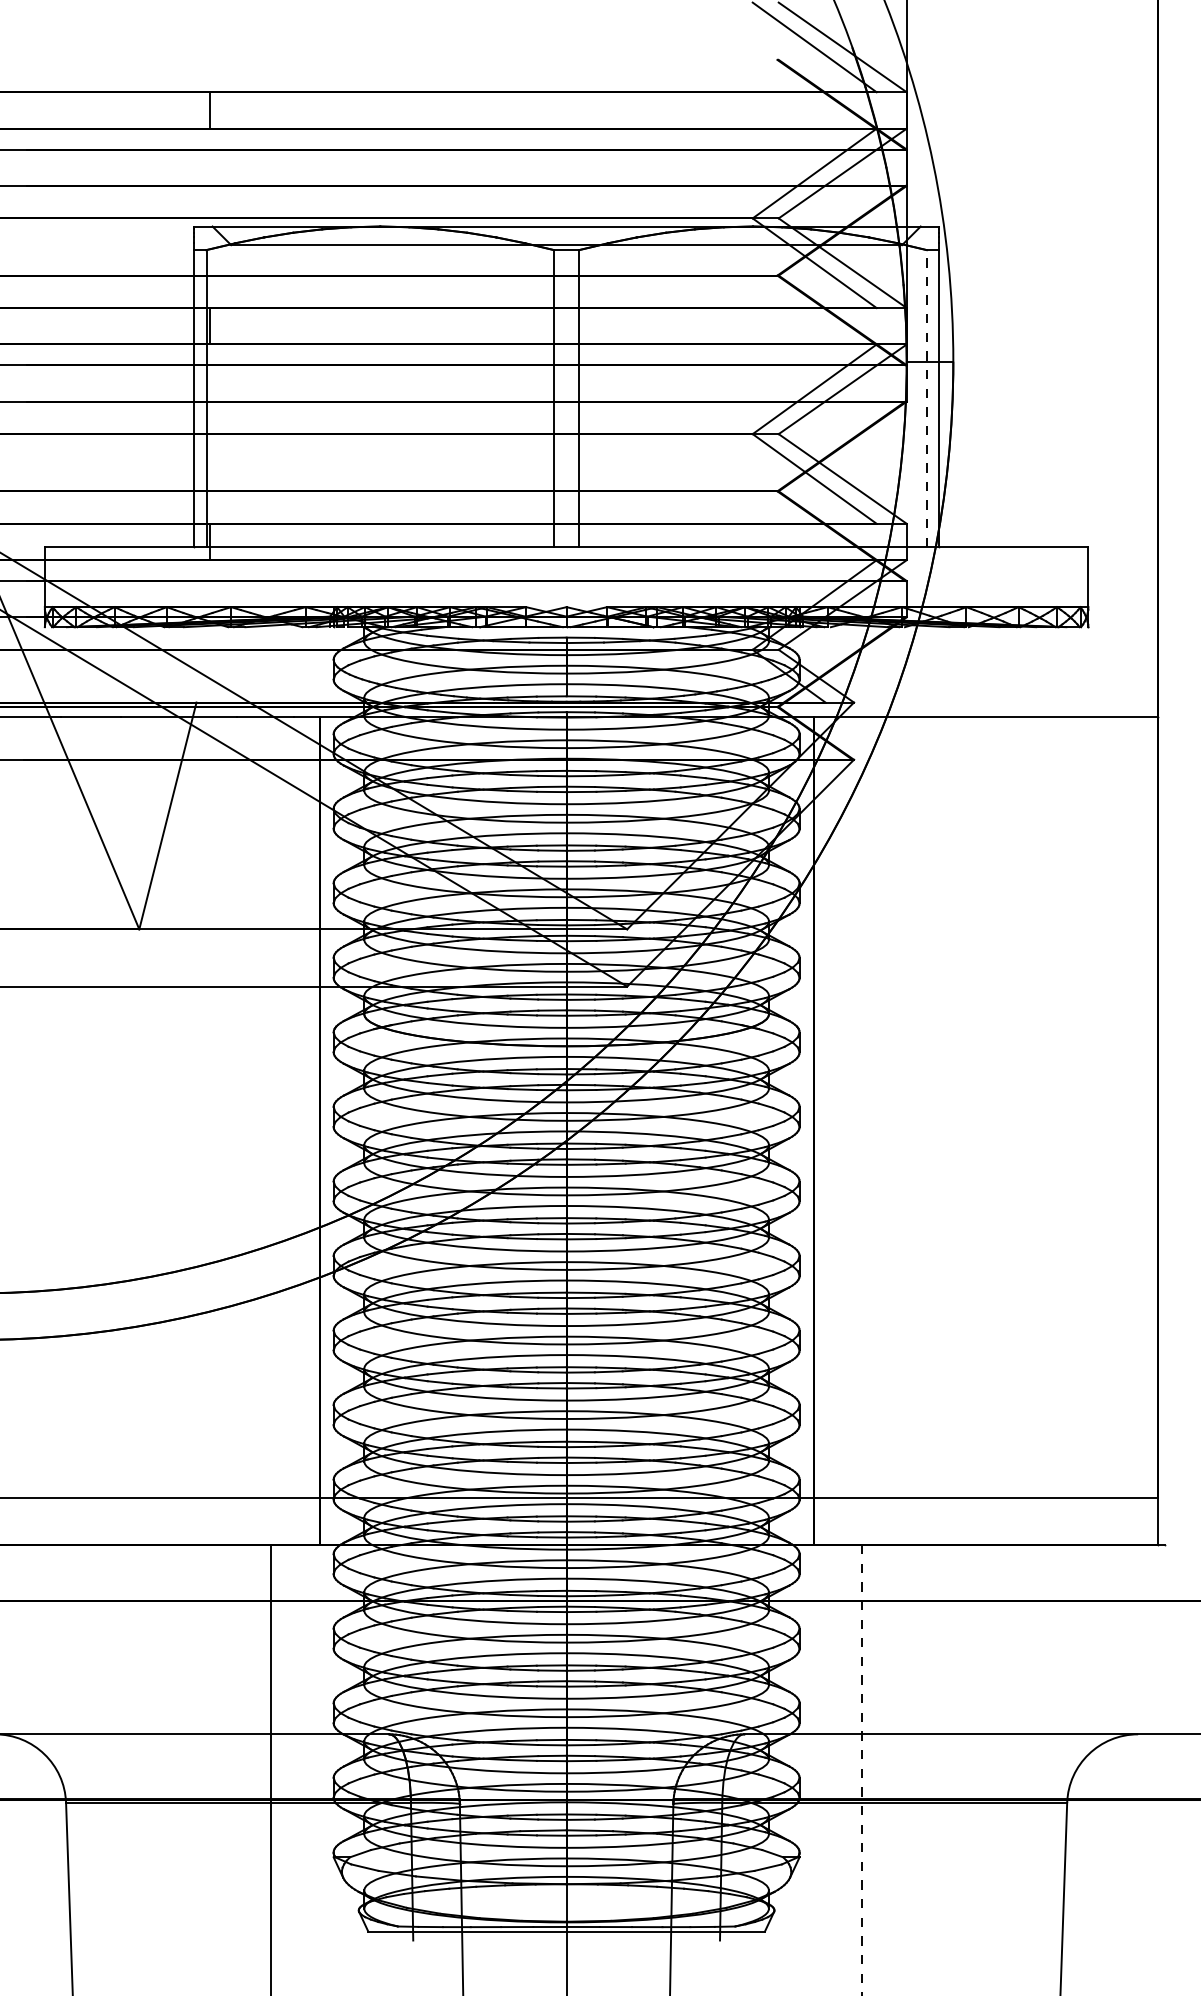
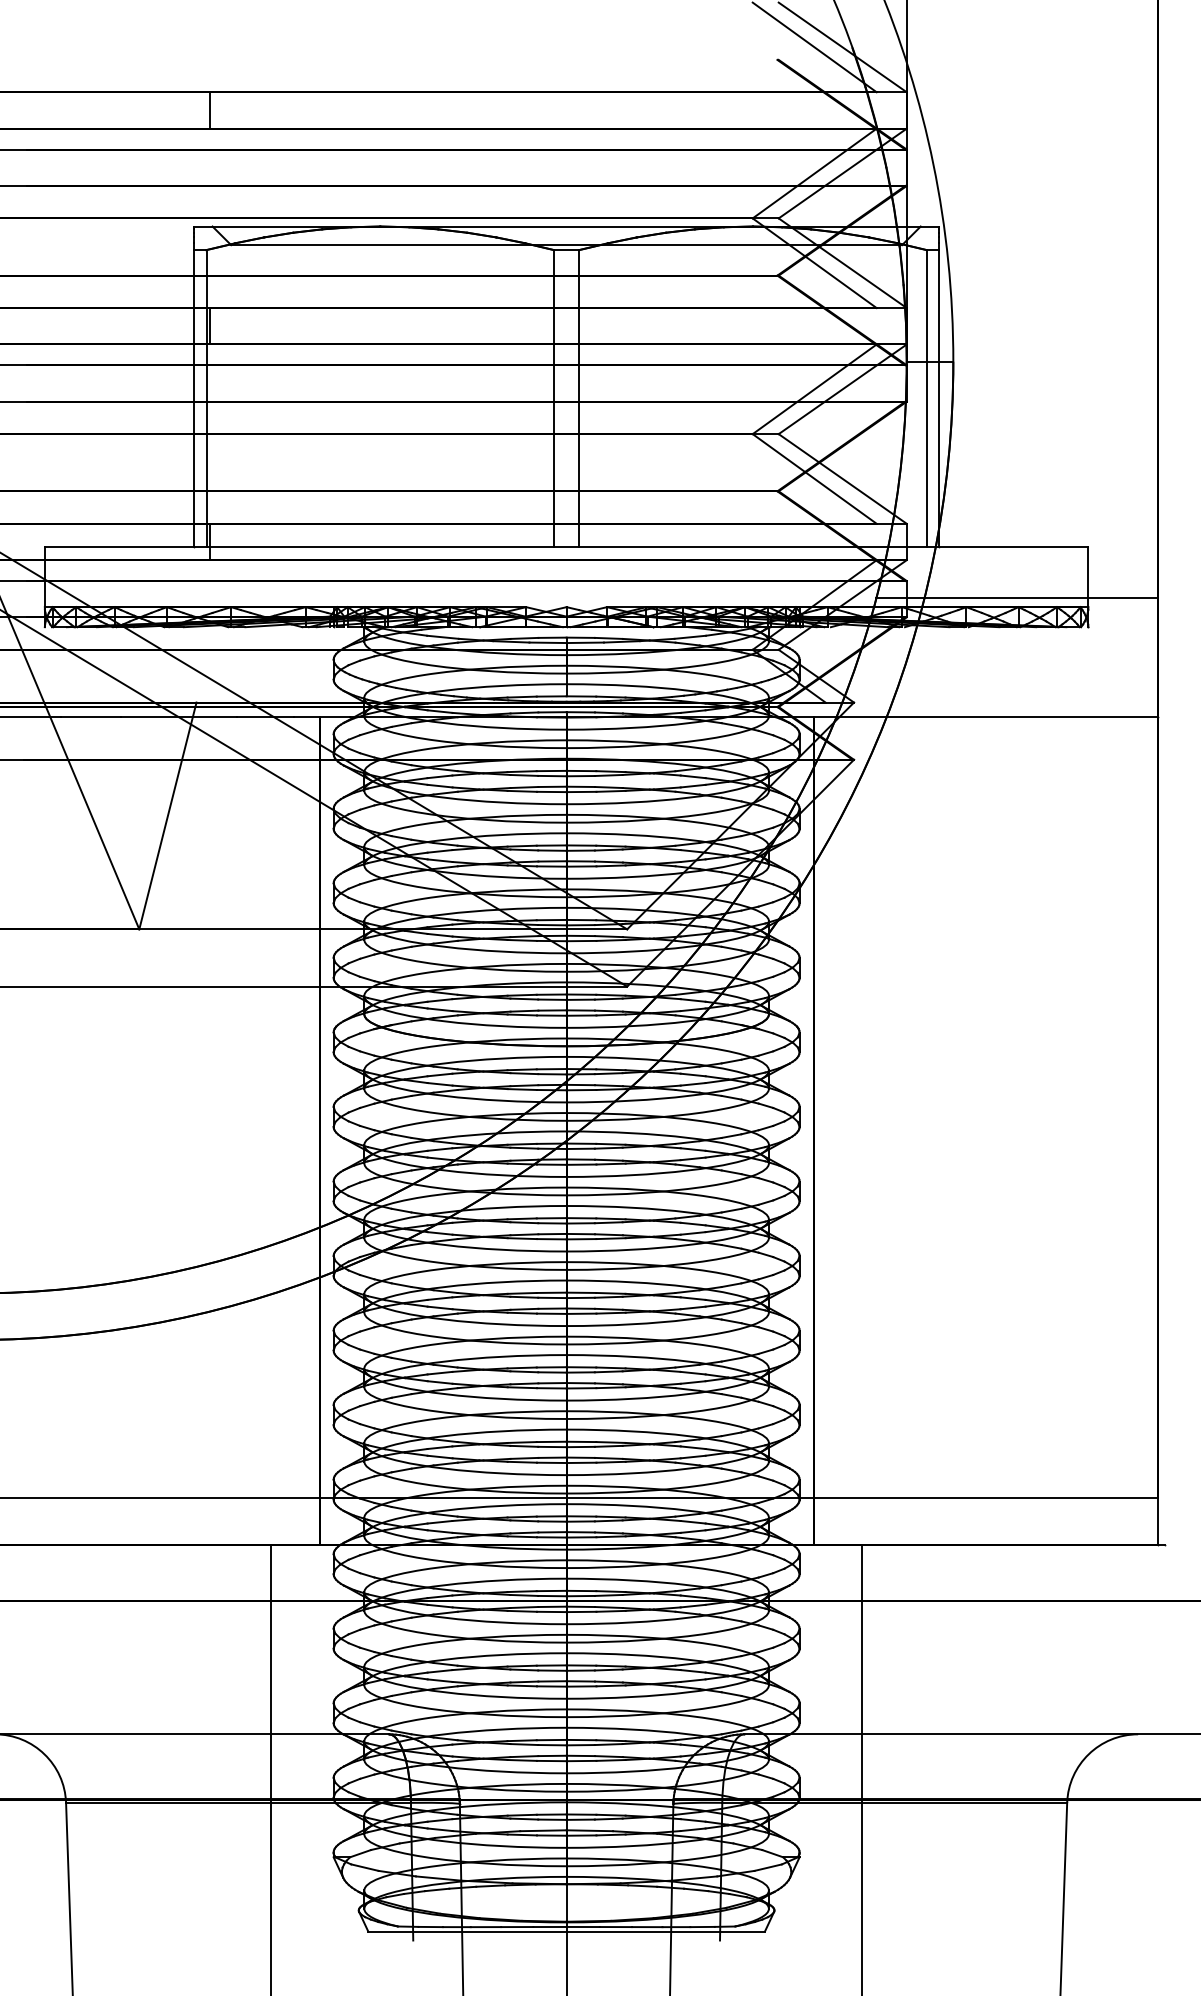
line: dashed -> solid (926, 398)
line: none -> present (1017, 598)
line: dashed -> solid (862, 1770)
